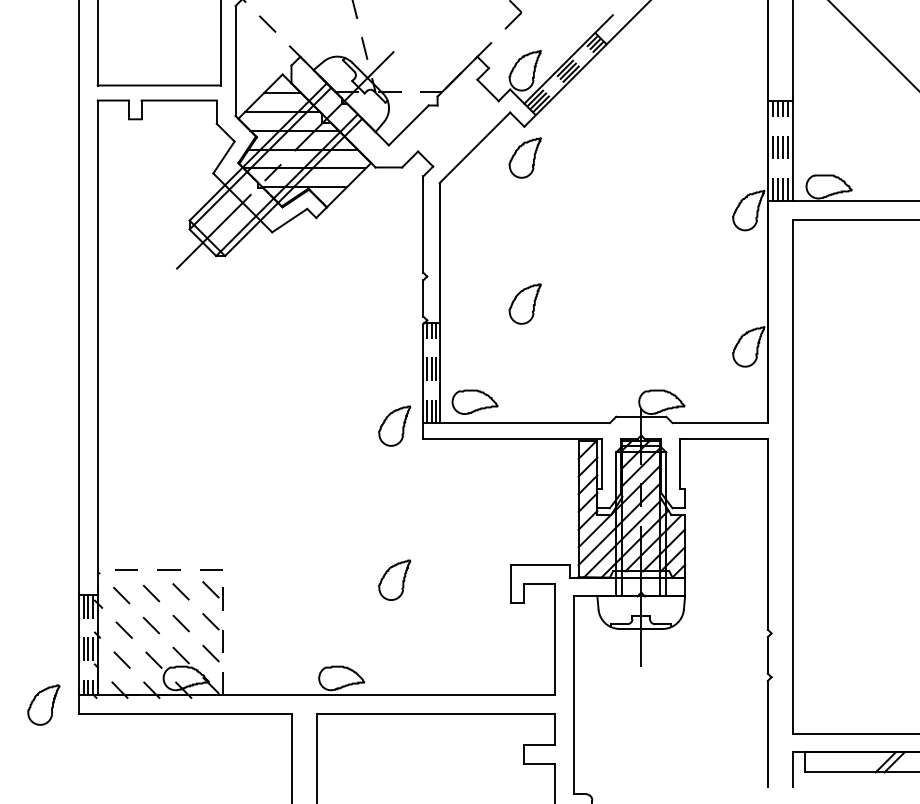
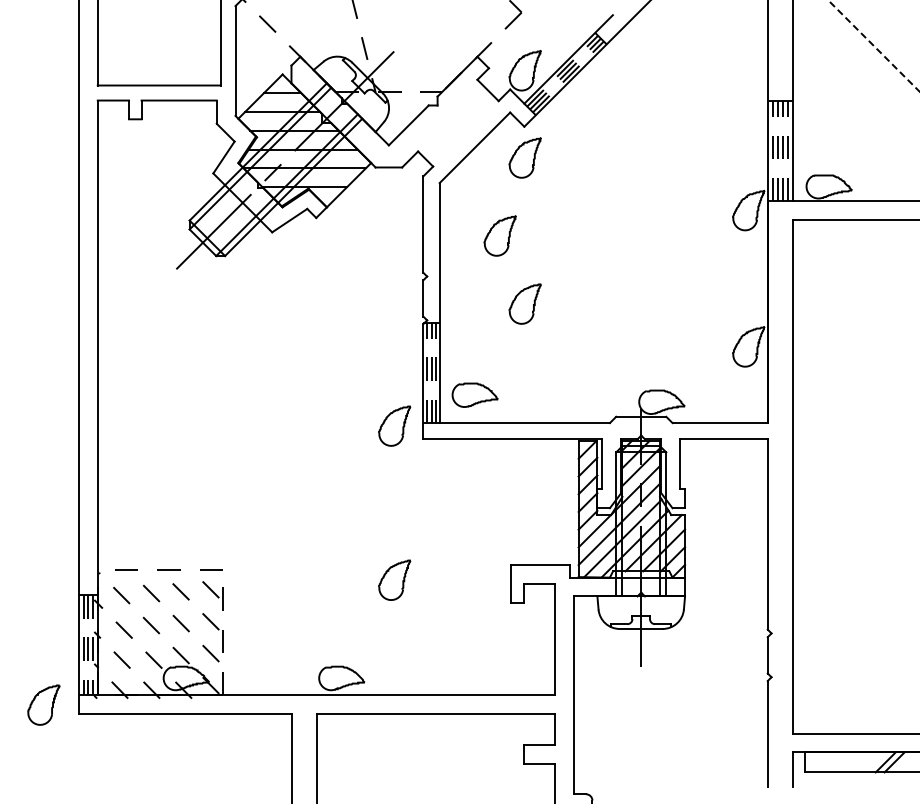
line: solid -> dashed (873, 45)
part: none -> present (499, 235)
part position: (474, 401) -> (474, 394) (474, 394)
